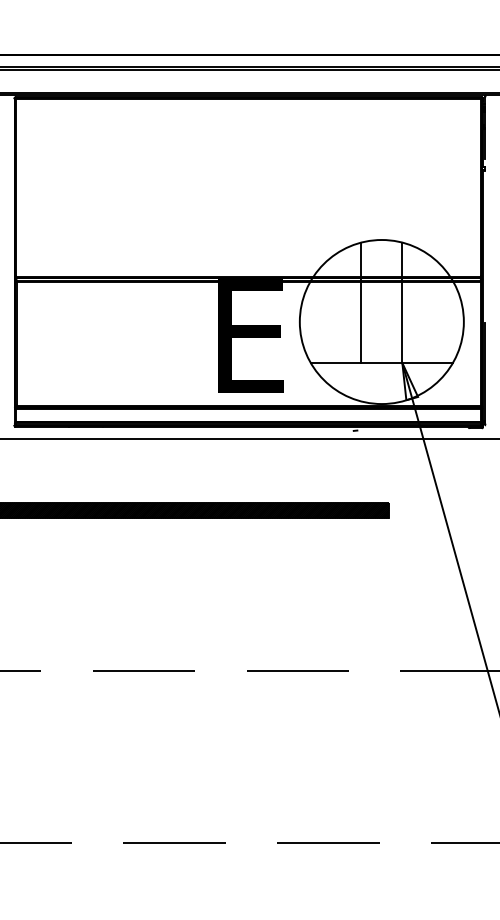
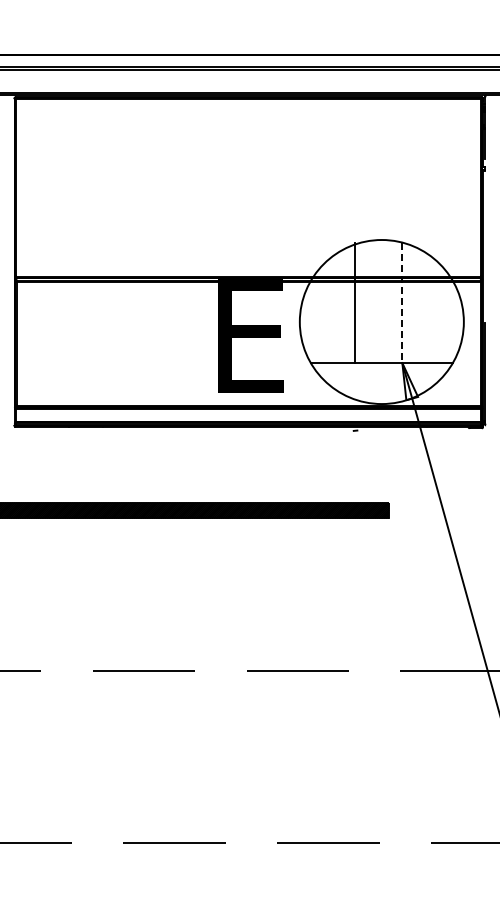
line position: (361, 302) -> (355, 302) (355, 302)
line: solid -> dashed (402, 303)
line: present -> none (249, 438)
